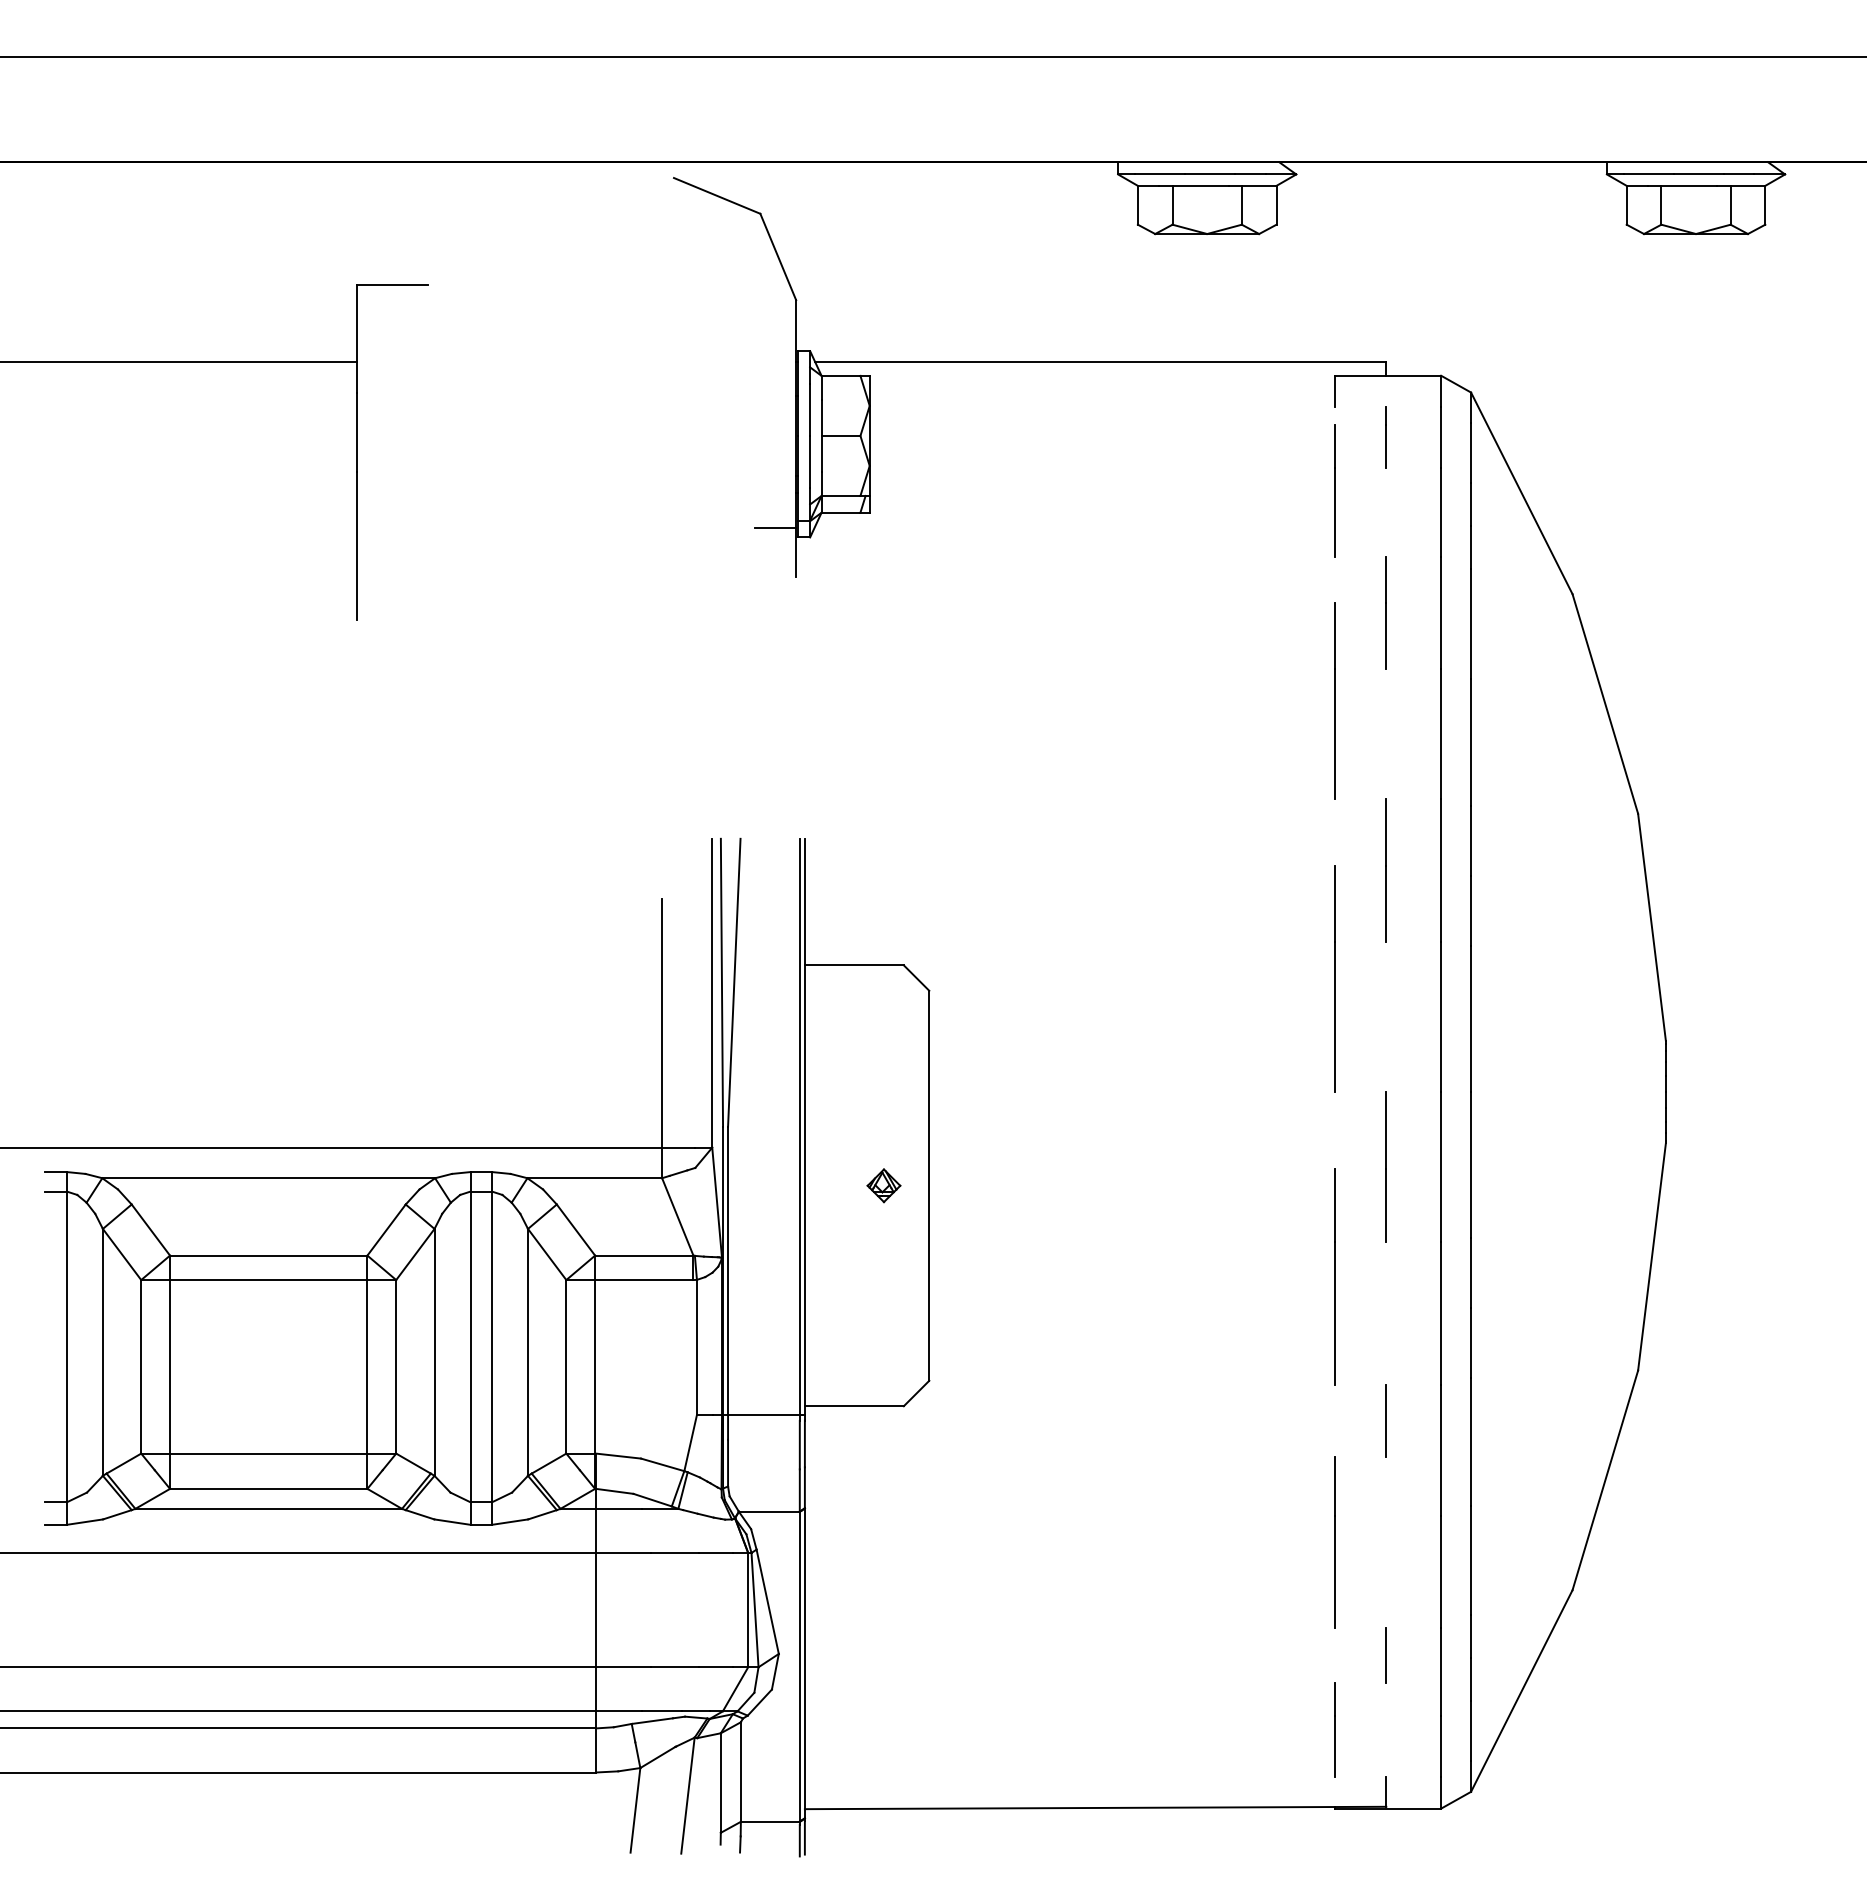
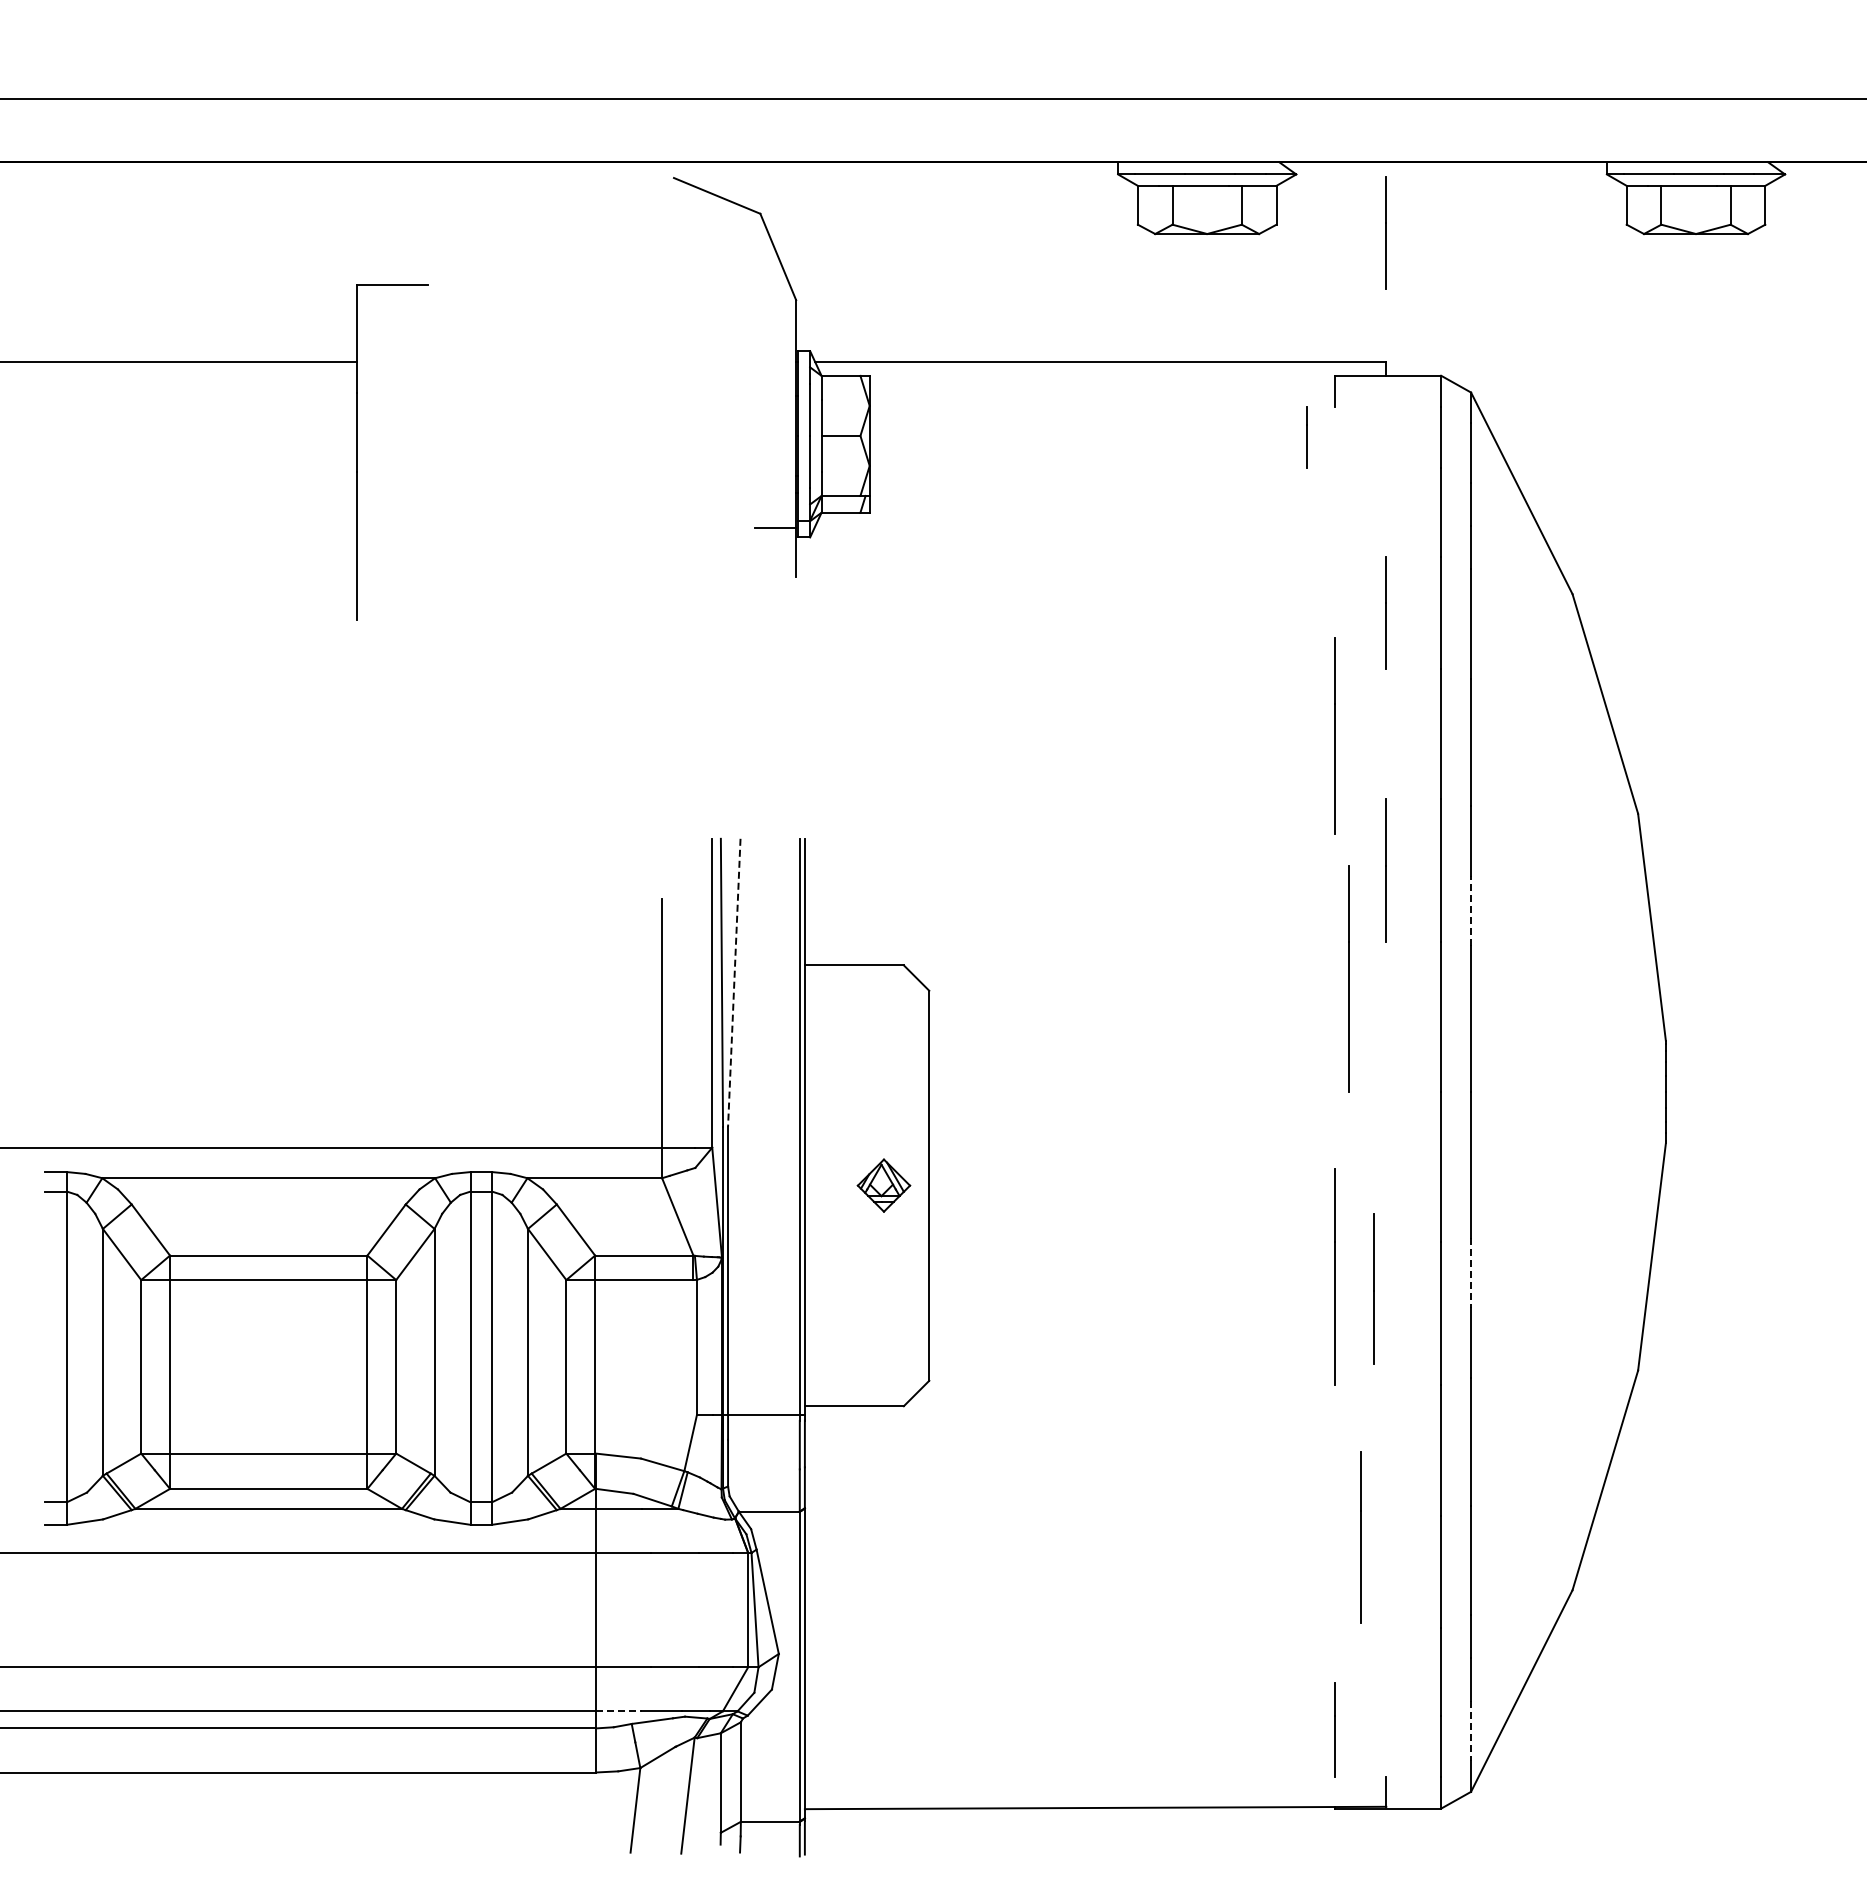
line position: (932, 56) -> (932, 98) (932, 98)
line: none -> present (1385, 232)
line position: (1385, 437) -> (1306, 437) (1306, 437)
line: present -> none (1334, 490)
line position: (1334, 700) -> (1334, 735) (1334, 735)
line: solid -> dashed (1471, 910)
line position: (1334, 978) -> (1348, 978) (1348, 978)
line: solid -> dashed (734, 983)
line position: (1385, 1166) -> (1373, 1288) (1373, 1288)
part size: 36x36 px -> 56x55 px (883, 1185)
line: solid -> dashed (1471, 1273)
line: present -> none (1386, 1421)
line position: (1334, 1542) -> (1360, 1537) (1360, 1537)
line: present -> none (1386, 1655)
line: solid -> dashed (619, 1711)
line: solid -> dashed (1471, 1731)
